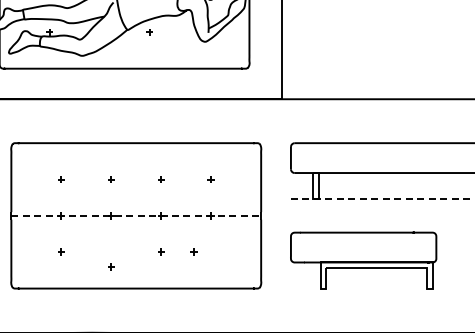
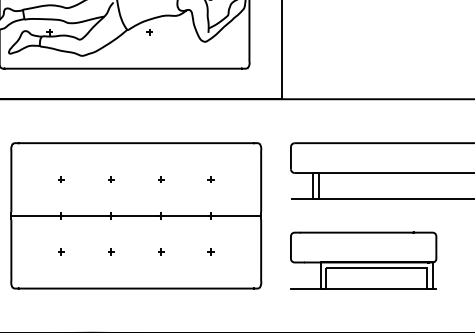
line: dashed -> solid (382, 199)
line: dashed -> solid (136, 215)
part position: (193, 251) -> (210, 251) (210, 251)
part position: (111, 266) -> (111, 251) (111, 251)
line: none -> present (363, 288)
